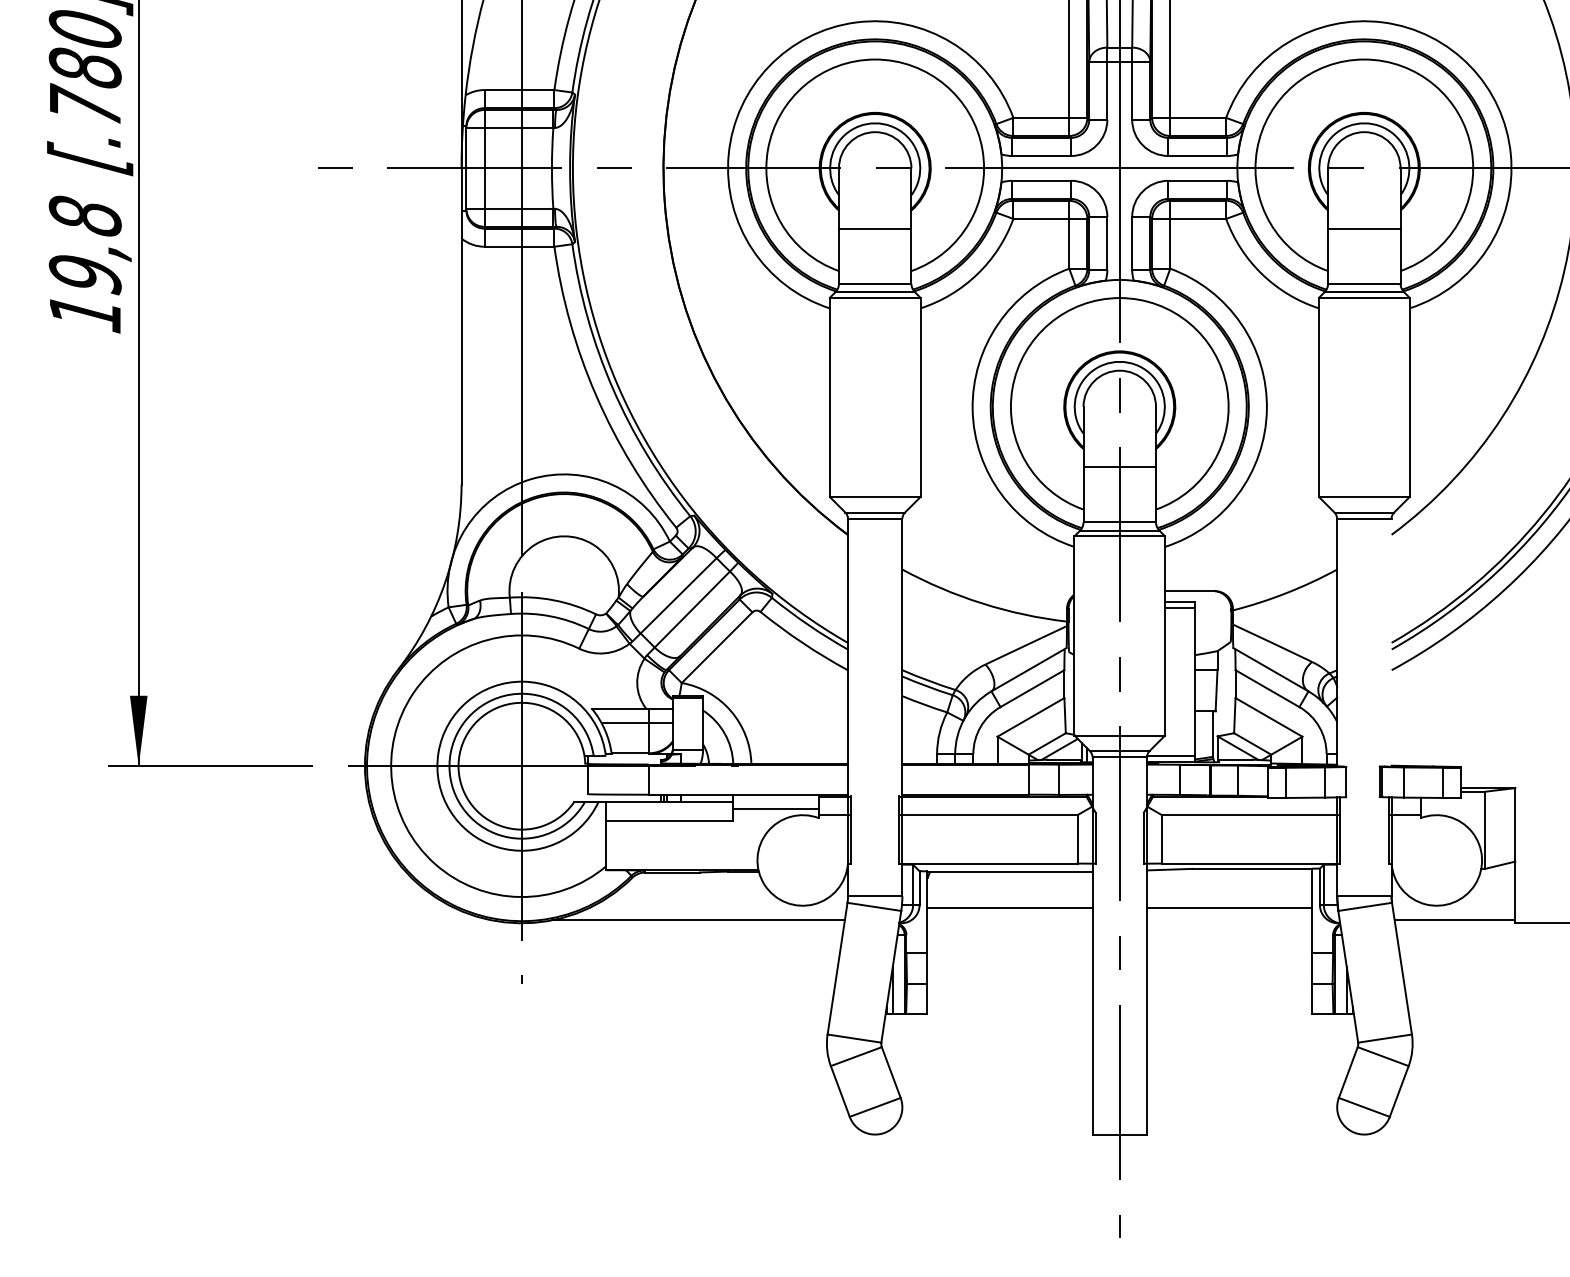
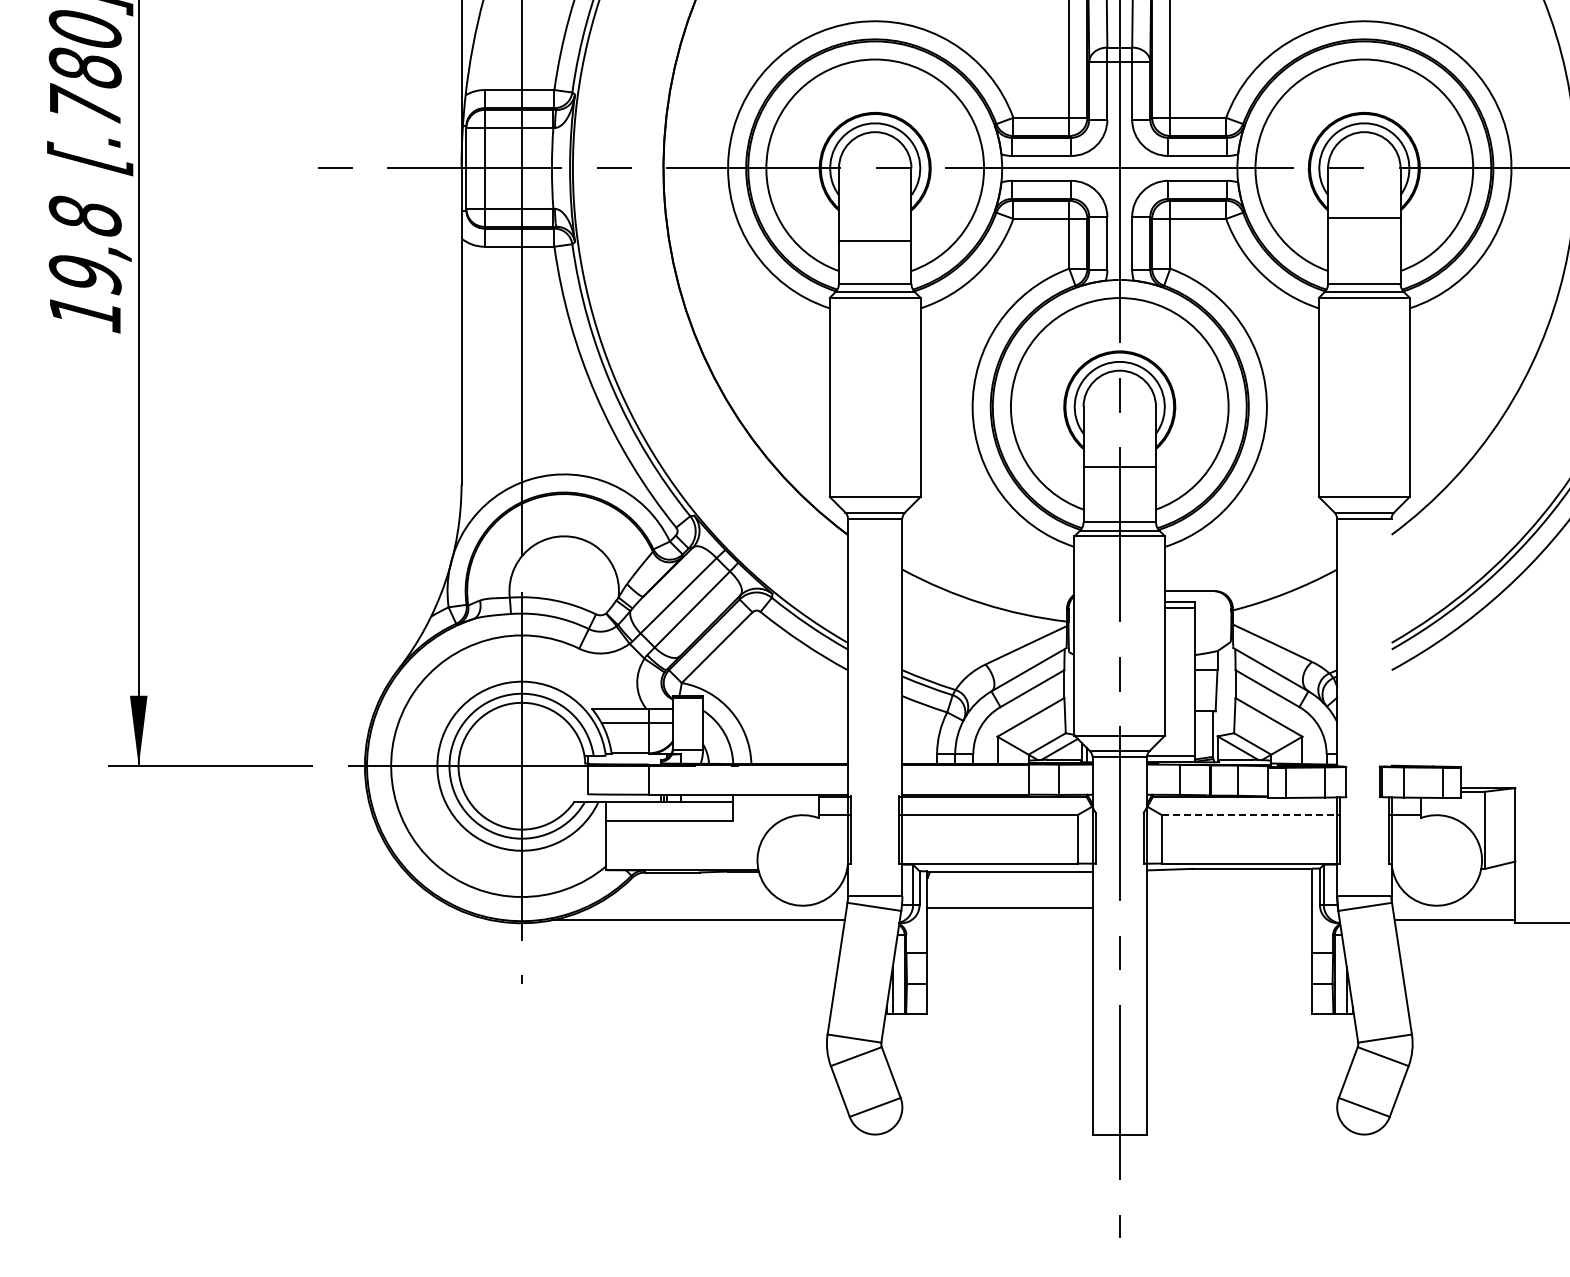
line position: (874, 228) -> (874, 240) (874, 240)
line position: (1364, 228) -> (1364, 217) (1364, 217)
line: present -> none (775, 808)
line: solid -> dashed (1251, 815)
line: present -> none (1229, 908)
